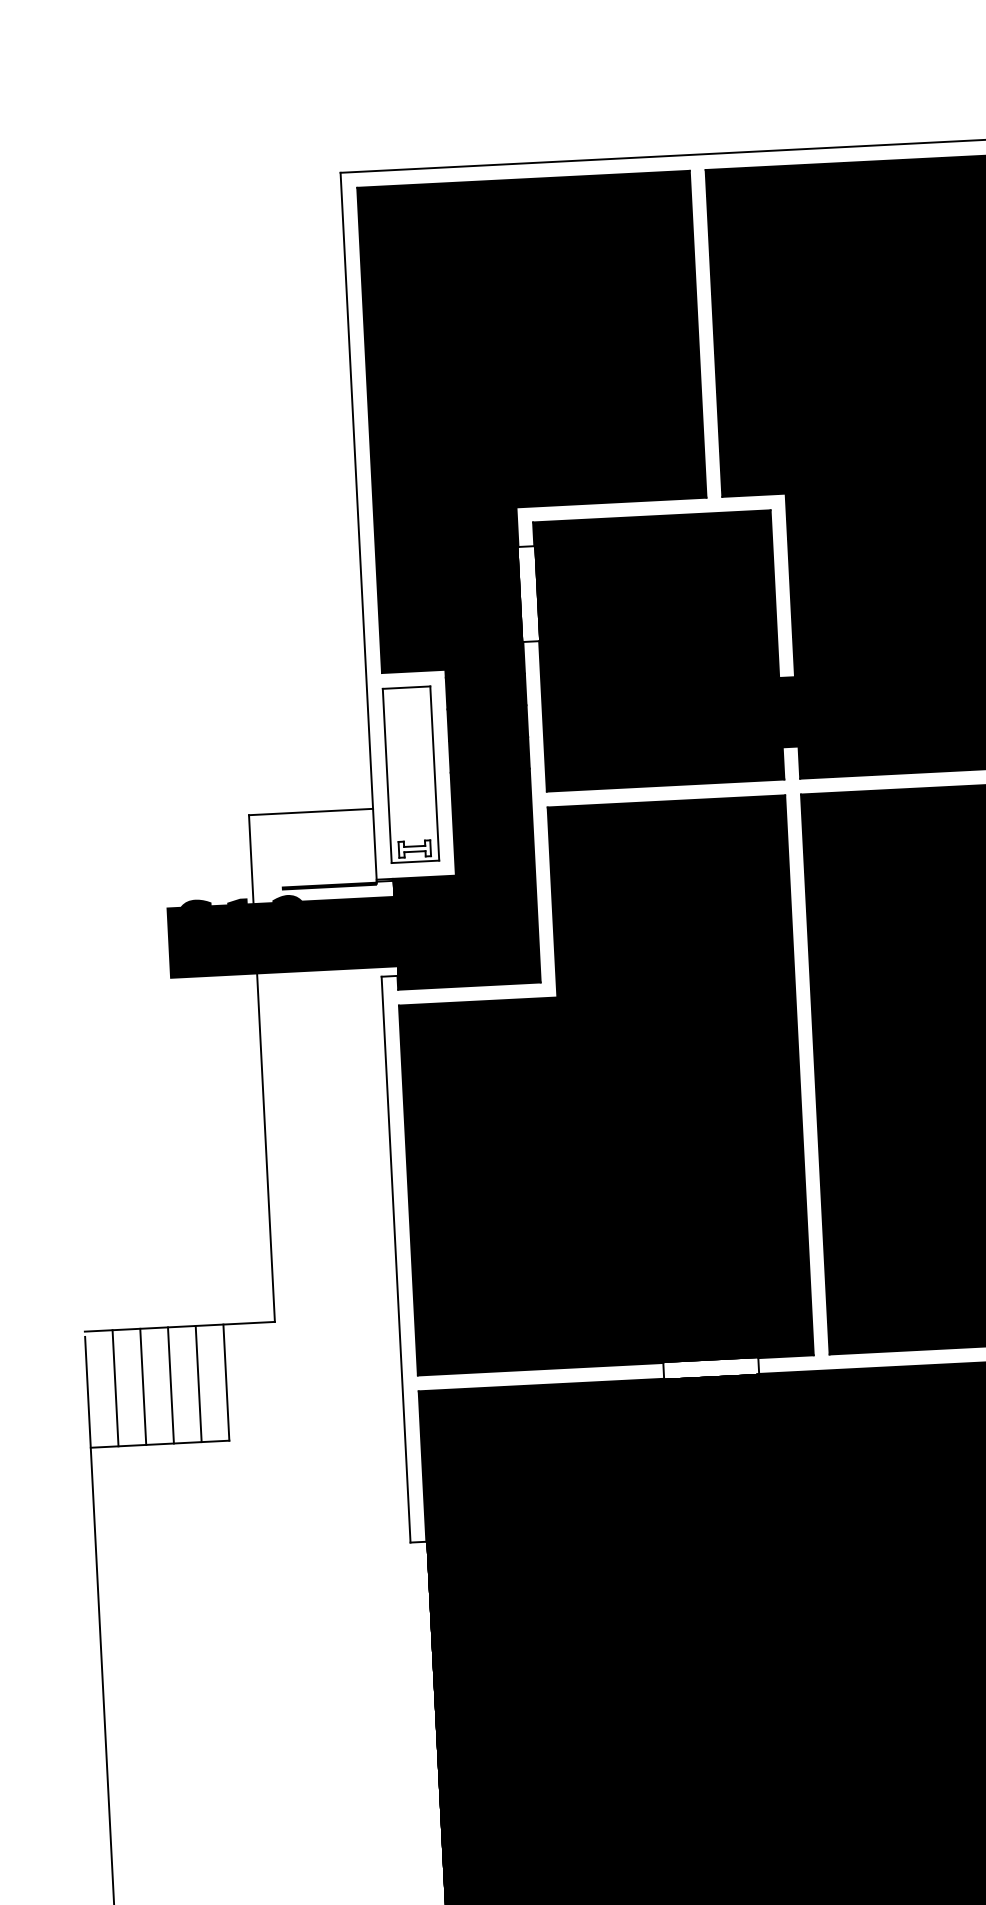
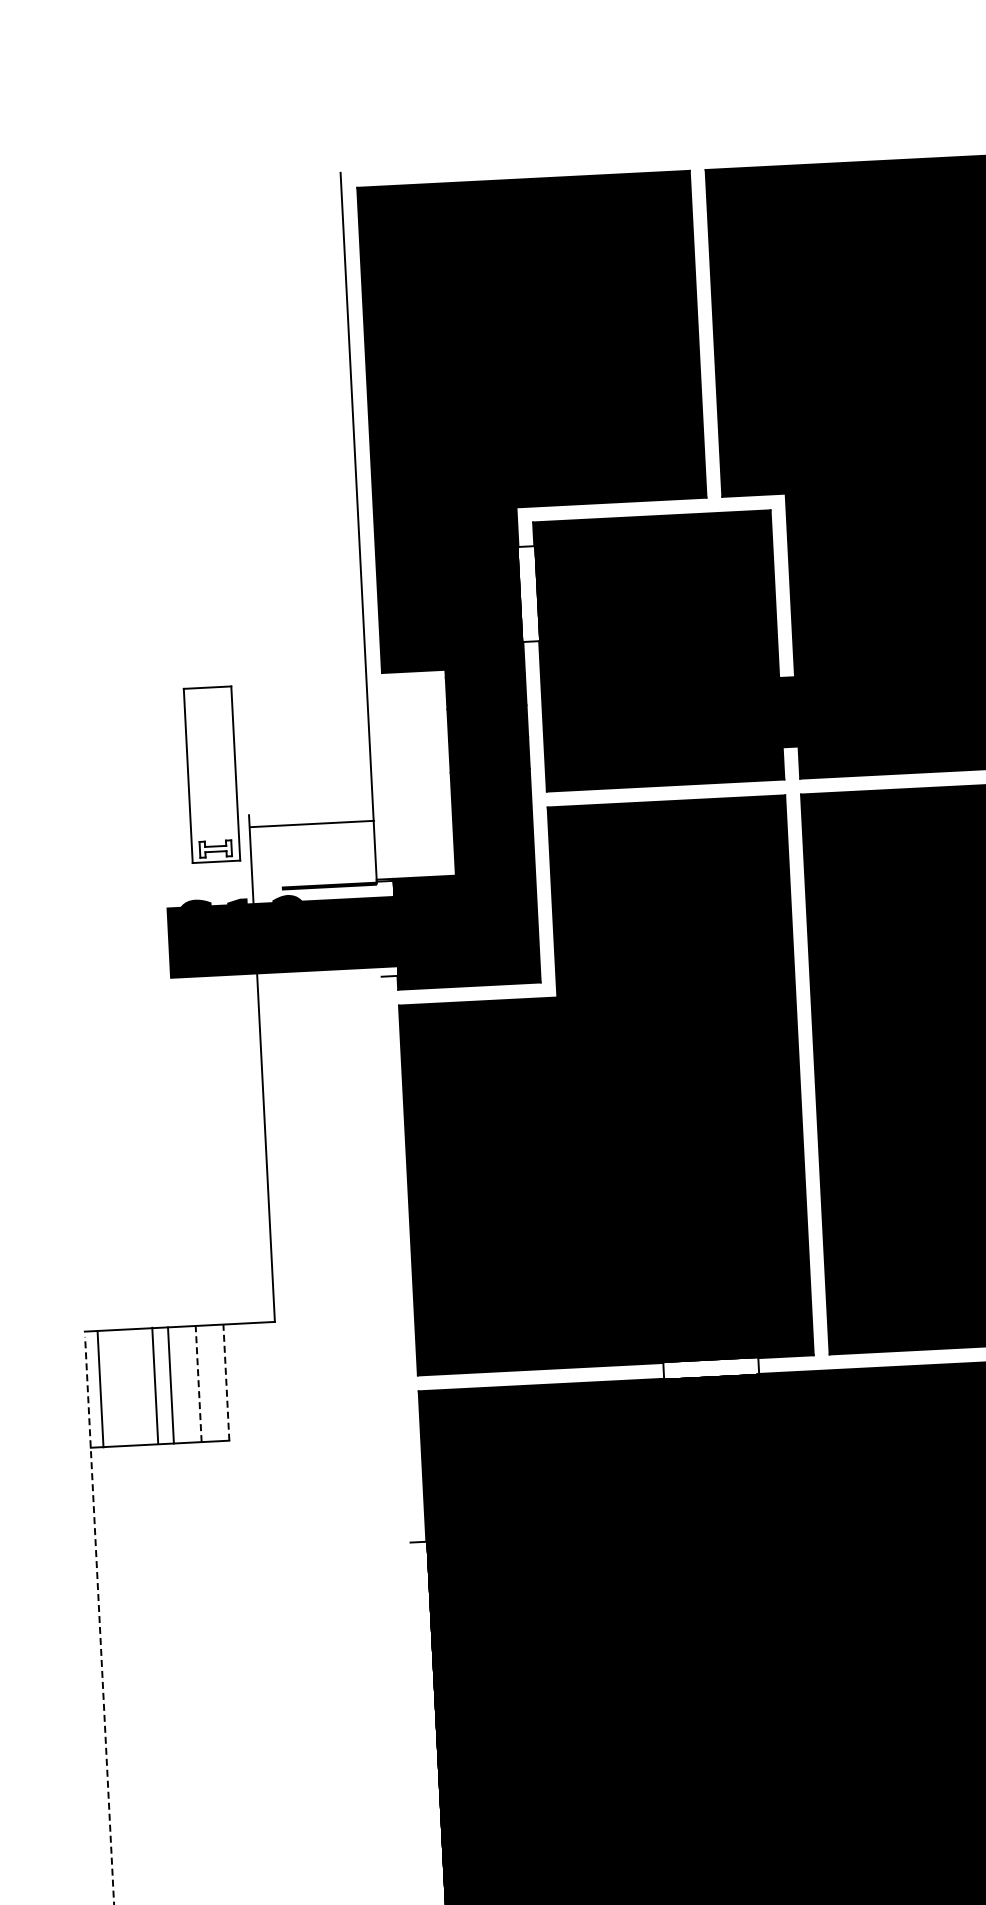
line: present -> none (661, 156)
part position: (410, 774) -> (211, 774) (211, 774)
line position: (311, 811) -> (312, 823) (312, 823)
line: present -> none (395, 1259)
line: solid -> dashed (226, 1382)
line: solid -> dashed (198, 1383)
line position: (143, 1386) -> (155, 1385) (155, 1385)
line position: (115, 1388) -> (100, 1389) (100, 1389)
line: solid -> dashed (99, 1620)
